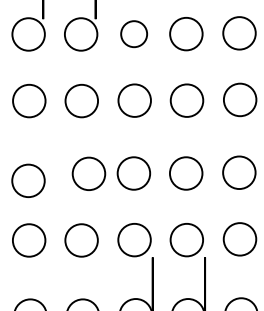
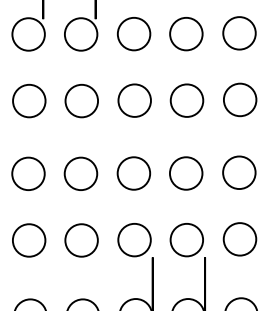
part size: 28x29 px -> 35x35 px (134, 34)
part position: (88, 173) -> (80, 173) (80, 173)
part position: (28, 180) -> (28, 173) (28, 173)
